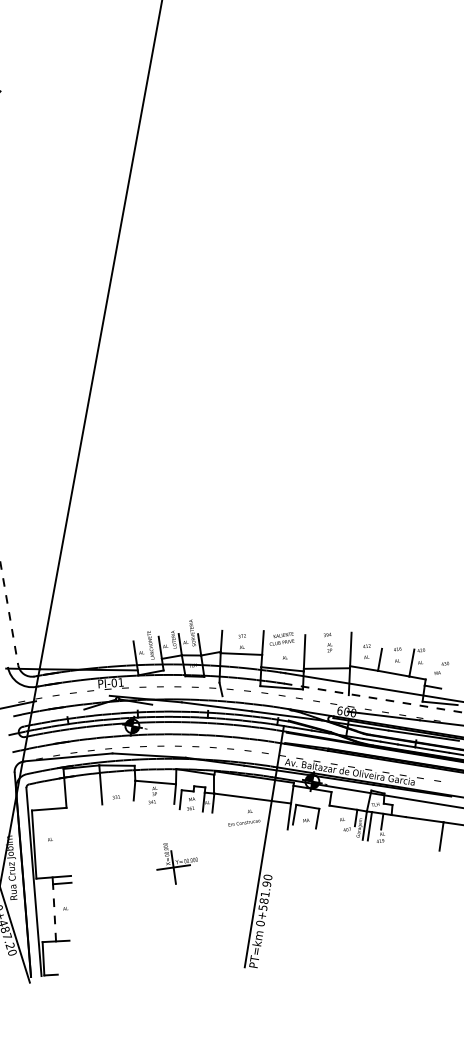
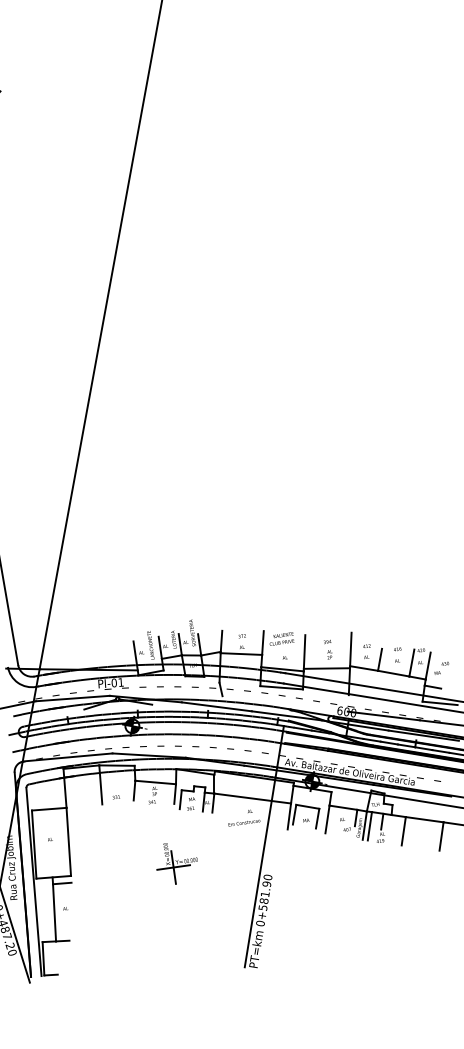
line: dashed -> solid (9, 613)
text position: (328, 642) -> (328, 649) (328, 649)
line: none -> present (427, 665)
line: none -> present (72, 698)
line: dashed -> solid (373, 698)
line: none -> present (327, 819)
line: none -> present (403, 831)
line: none -> present (68, 841)
line: dashed -> solid (54, 912)
